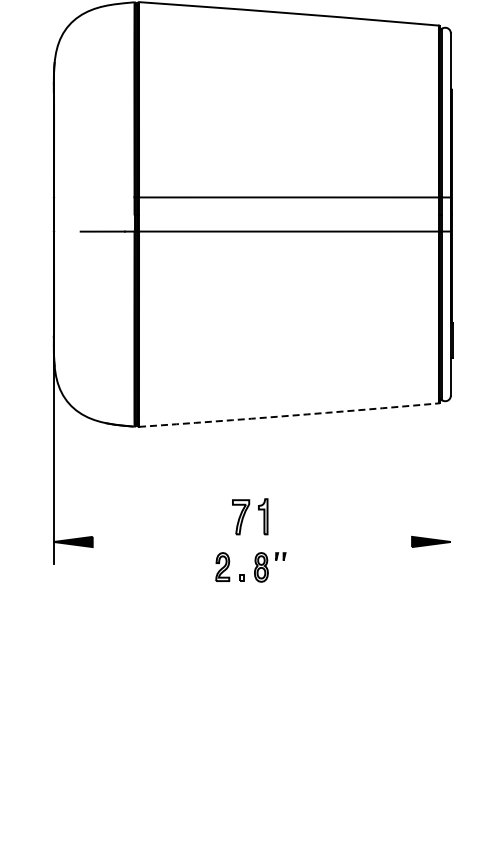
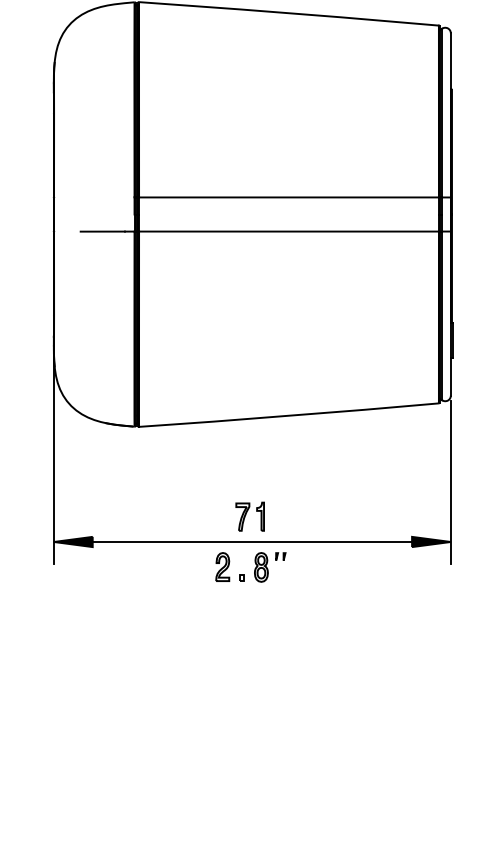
arc: dashed -> solid (289, 415)
line: none -> present (450, 482)
part size: 37x38 px -> 30x31 px (249, 516)
line: none -> present (252, 541)
